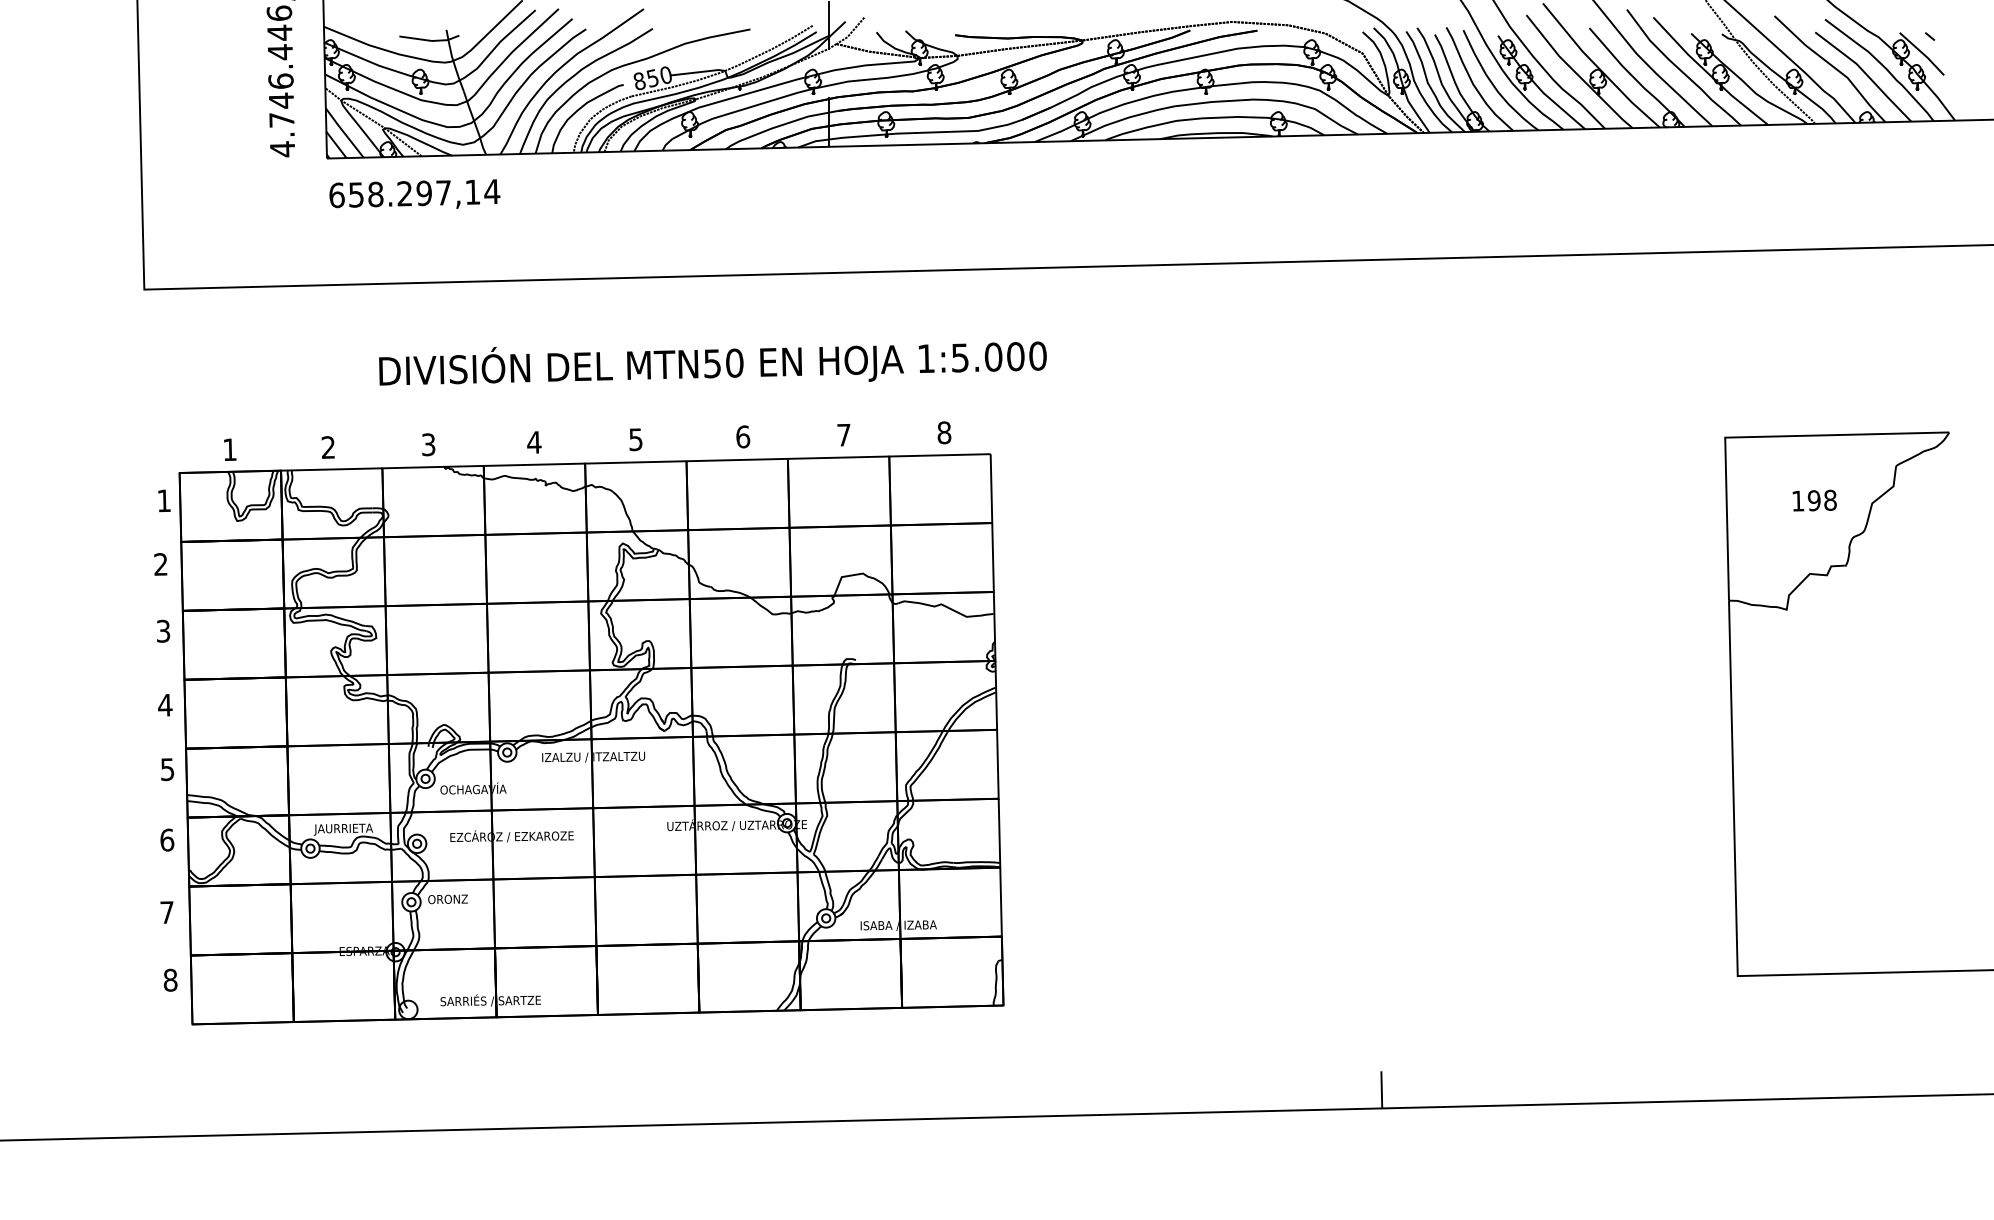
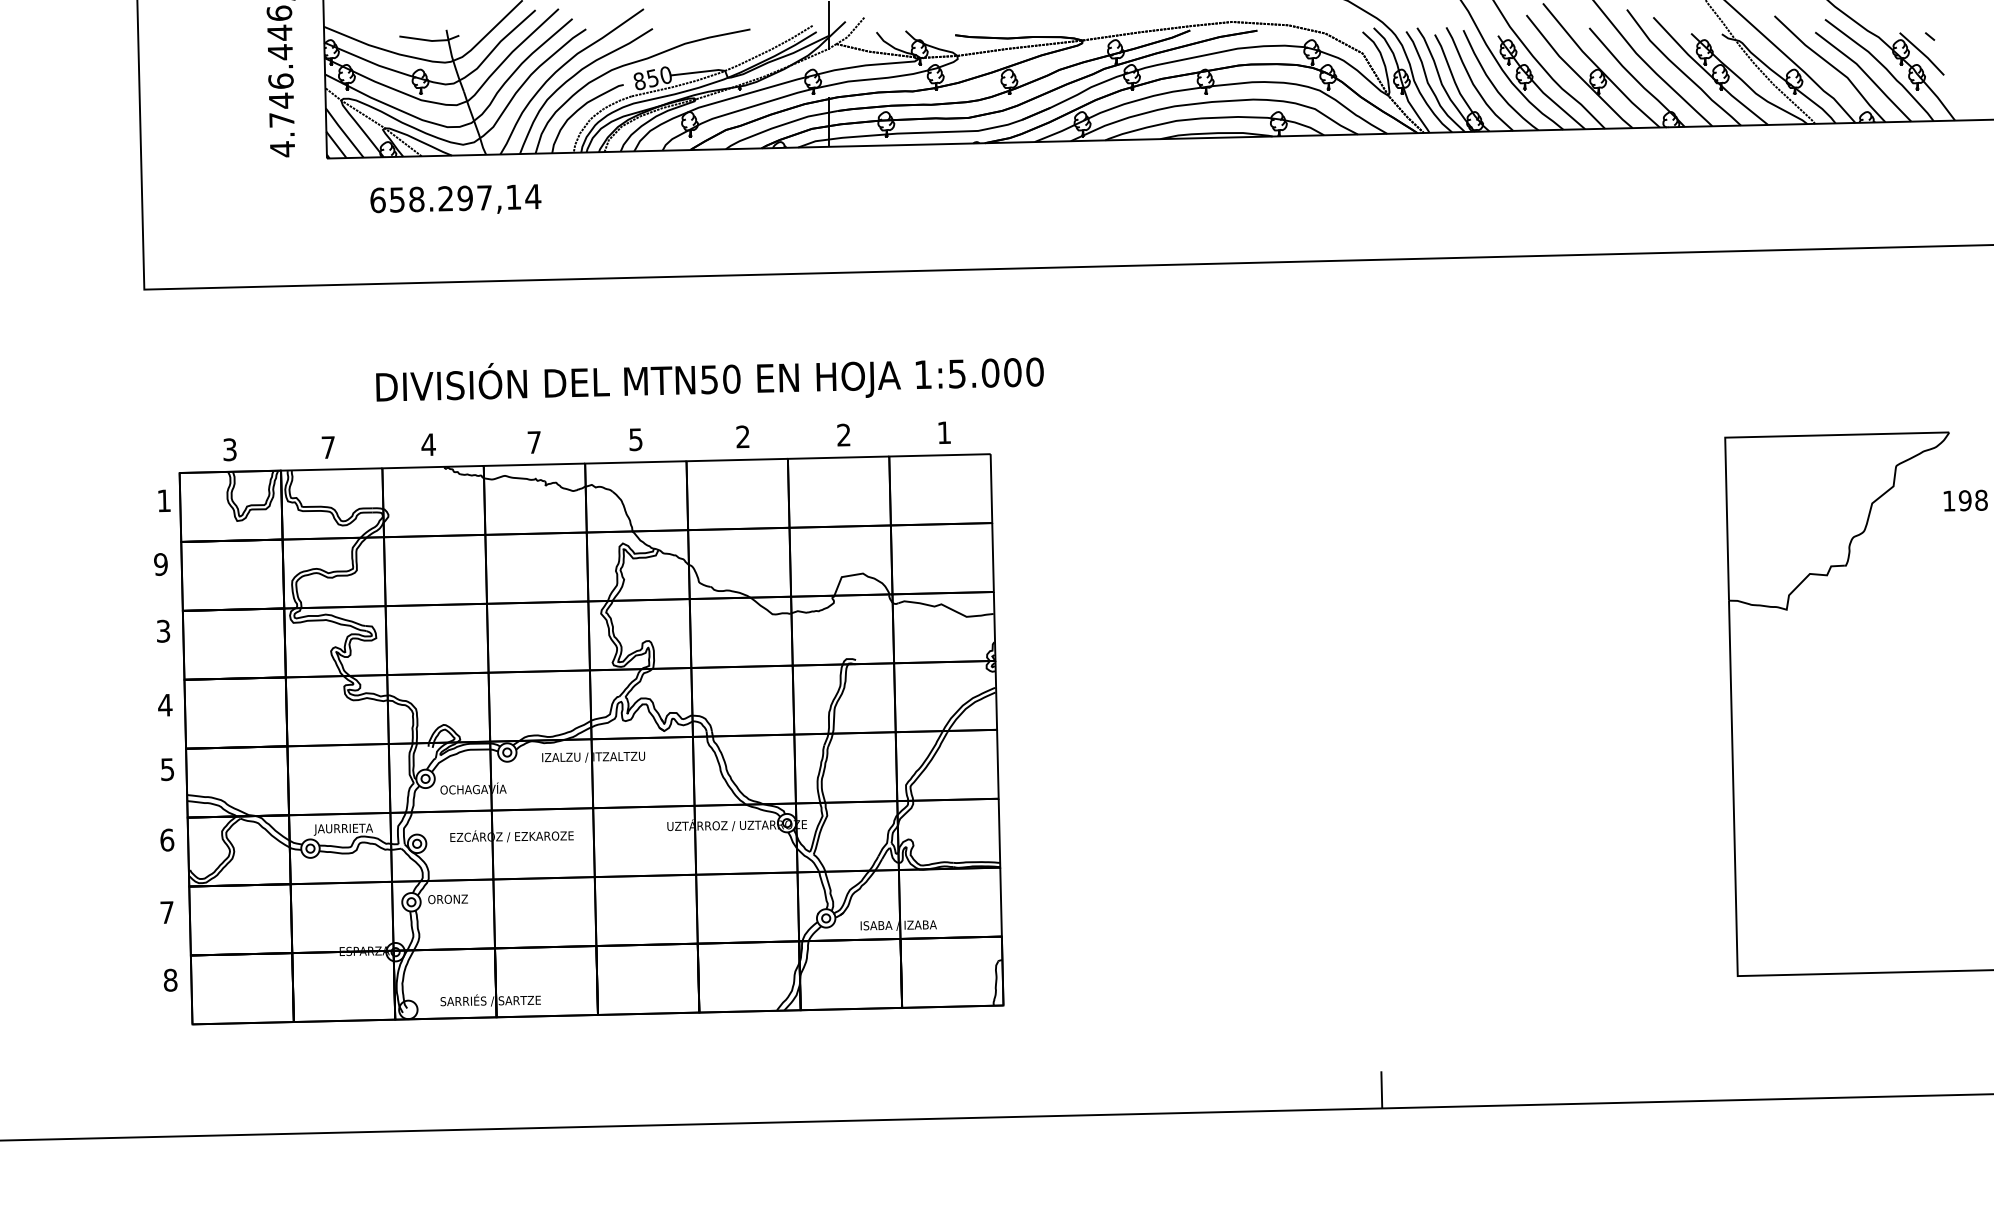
text position: (414, 193) -> (455, 198) (455, 198)
text position: (712, 363) -> (709, 379) (709, 379)
text: 8 -> 1 (944, 432)
text: 7 -> 2 (843, 434)
text: 6 -> 2 (743, 436)
text: 4 -> 7 (534, 442)
text: 3 -> 4 (428, 444)
text: 2 -> 7 (327, 447)
text: 1 -> 3 (229, 449)
text position: (1814, 500) -> (1965, 500) (1965, 500)
text: 2 -> 9 (160, 564)
